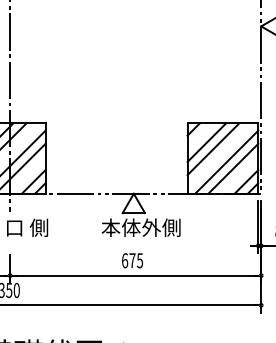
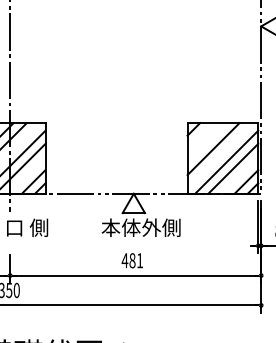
line: present -> none (206, 142)
text: 675 -> 481 (132, 260)
